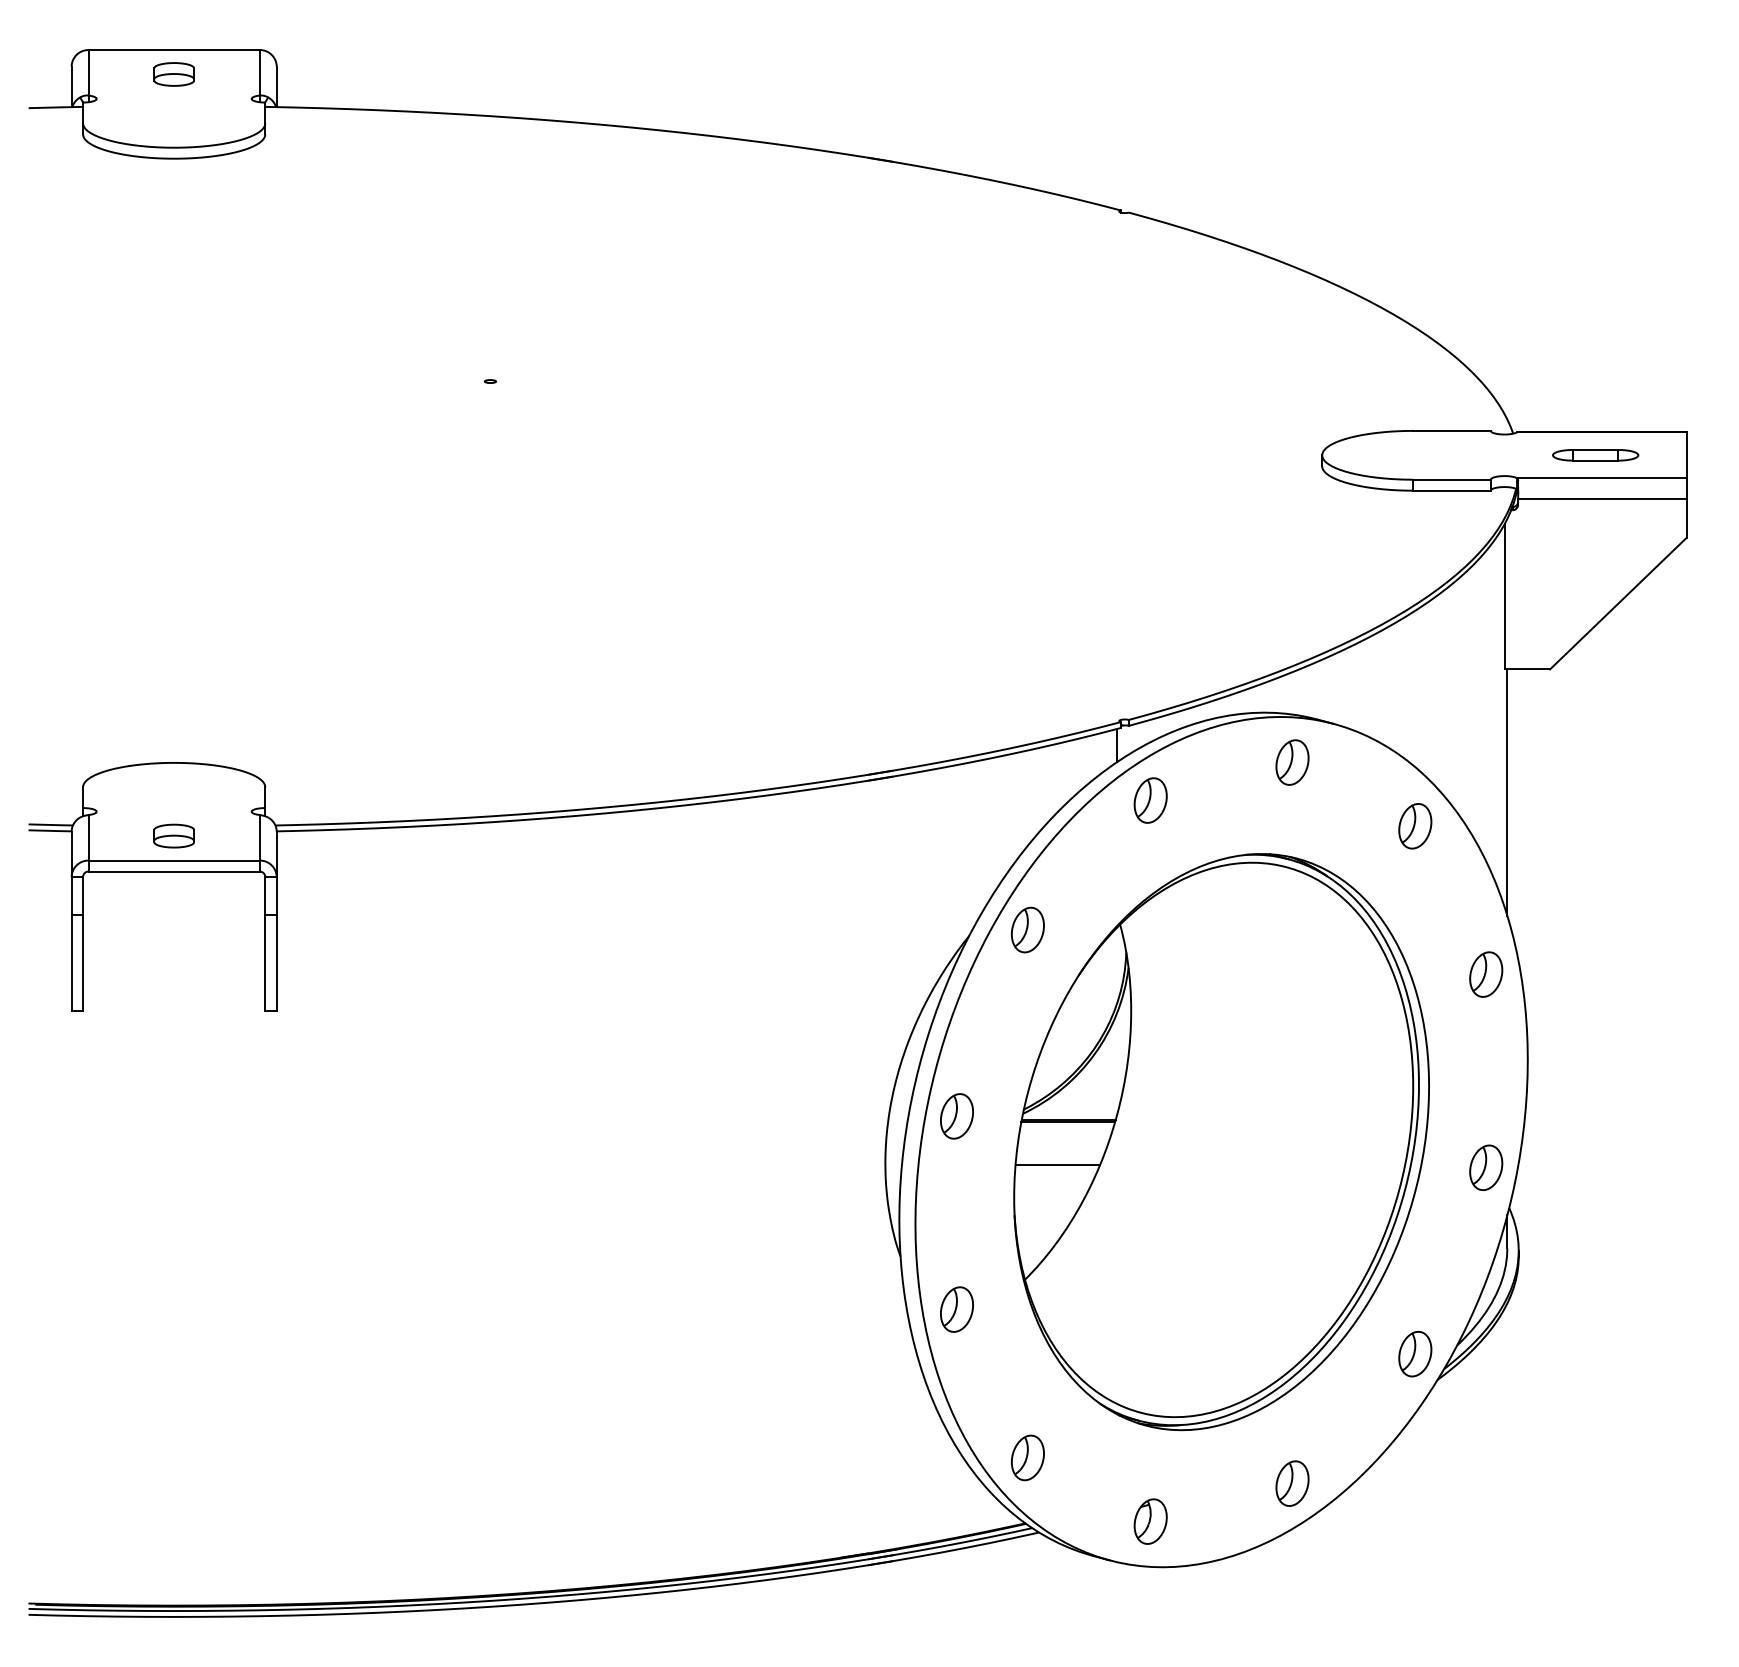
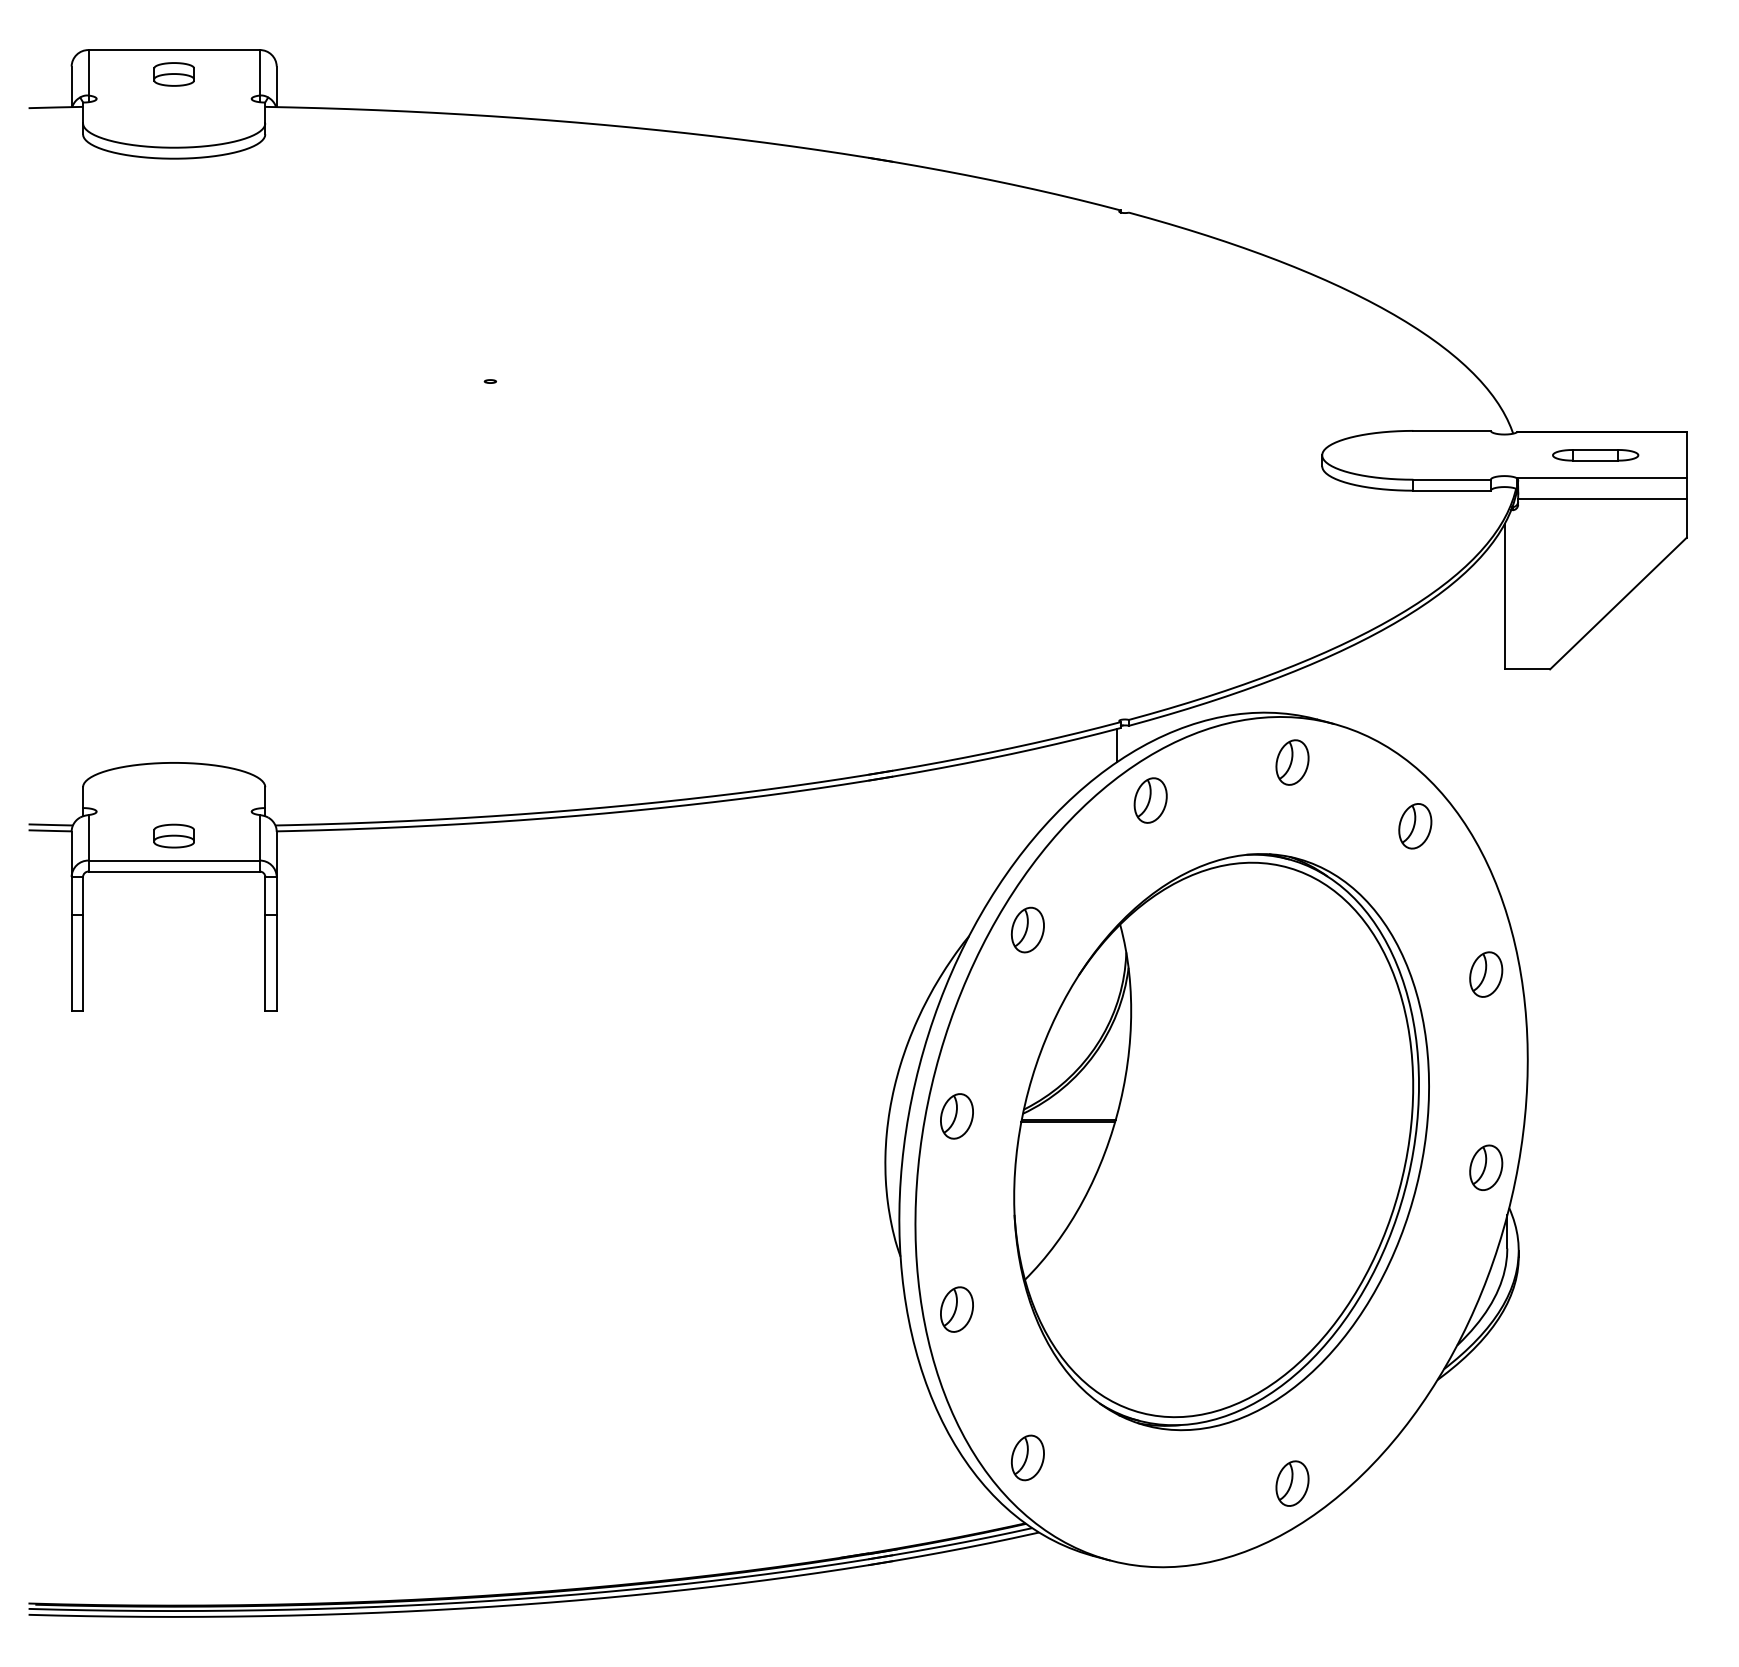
line: present -> none (1507, 792)
line: present -> none (1057, 1165)
part: present -> none (1415, 1353)
part: present -> none (1150, 1521)
